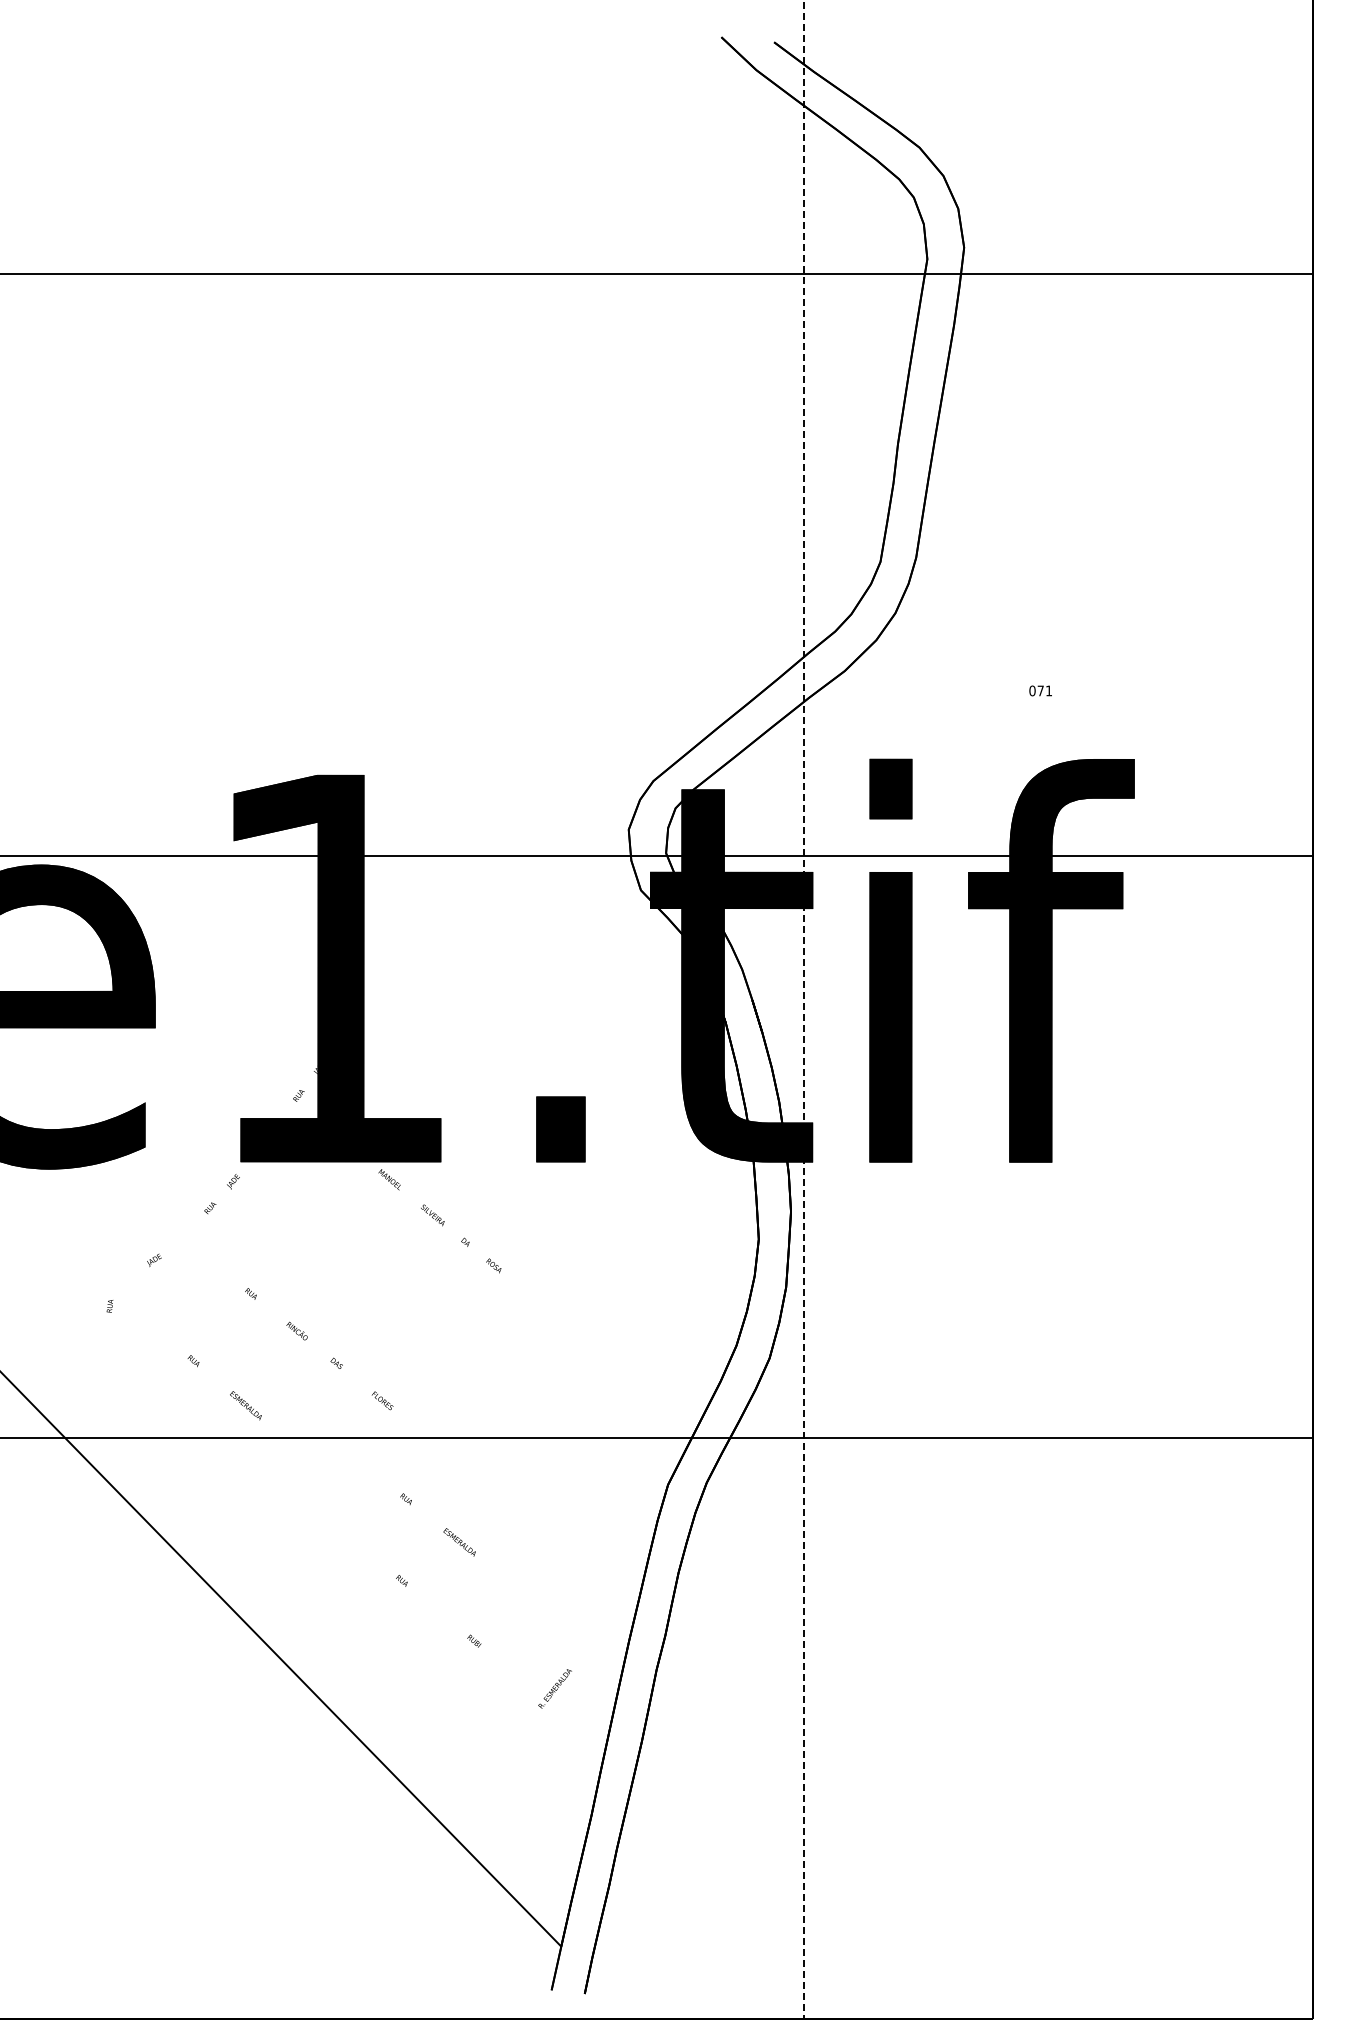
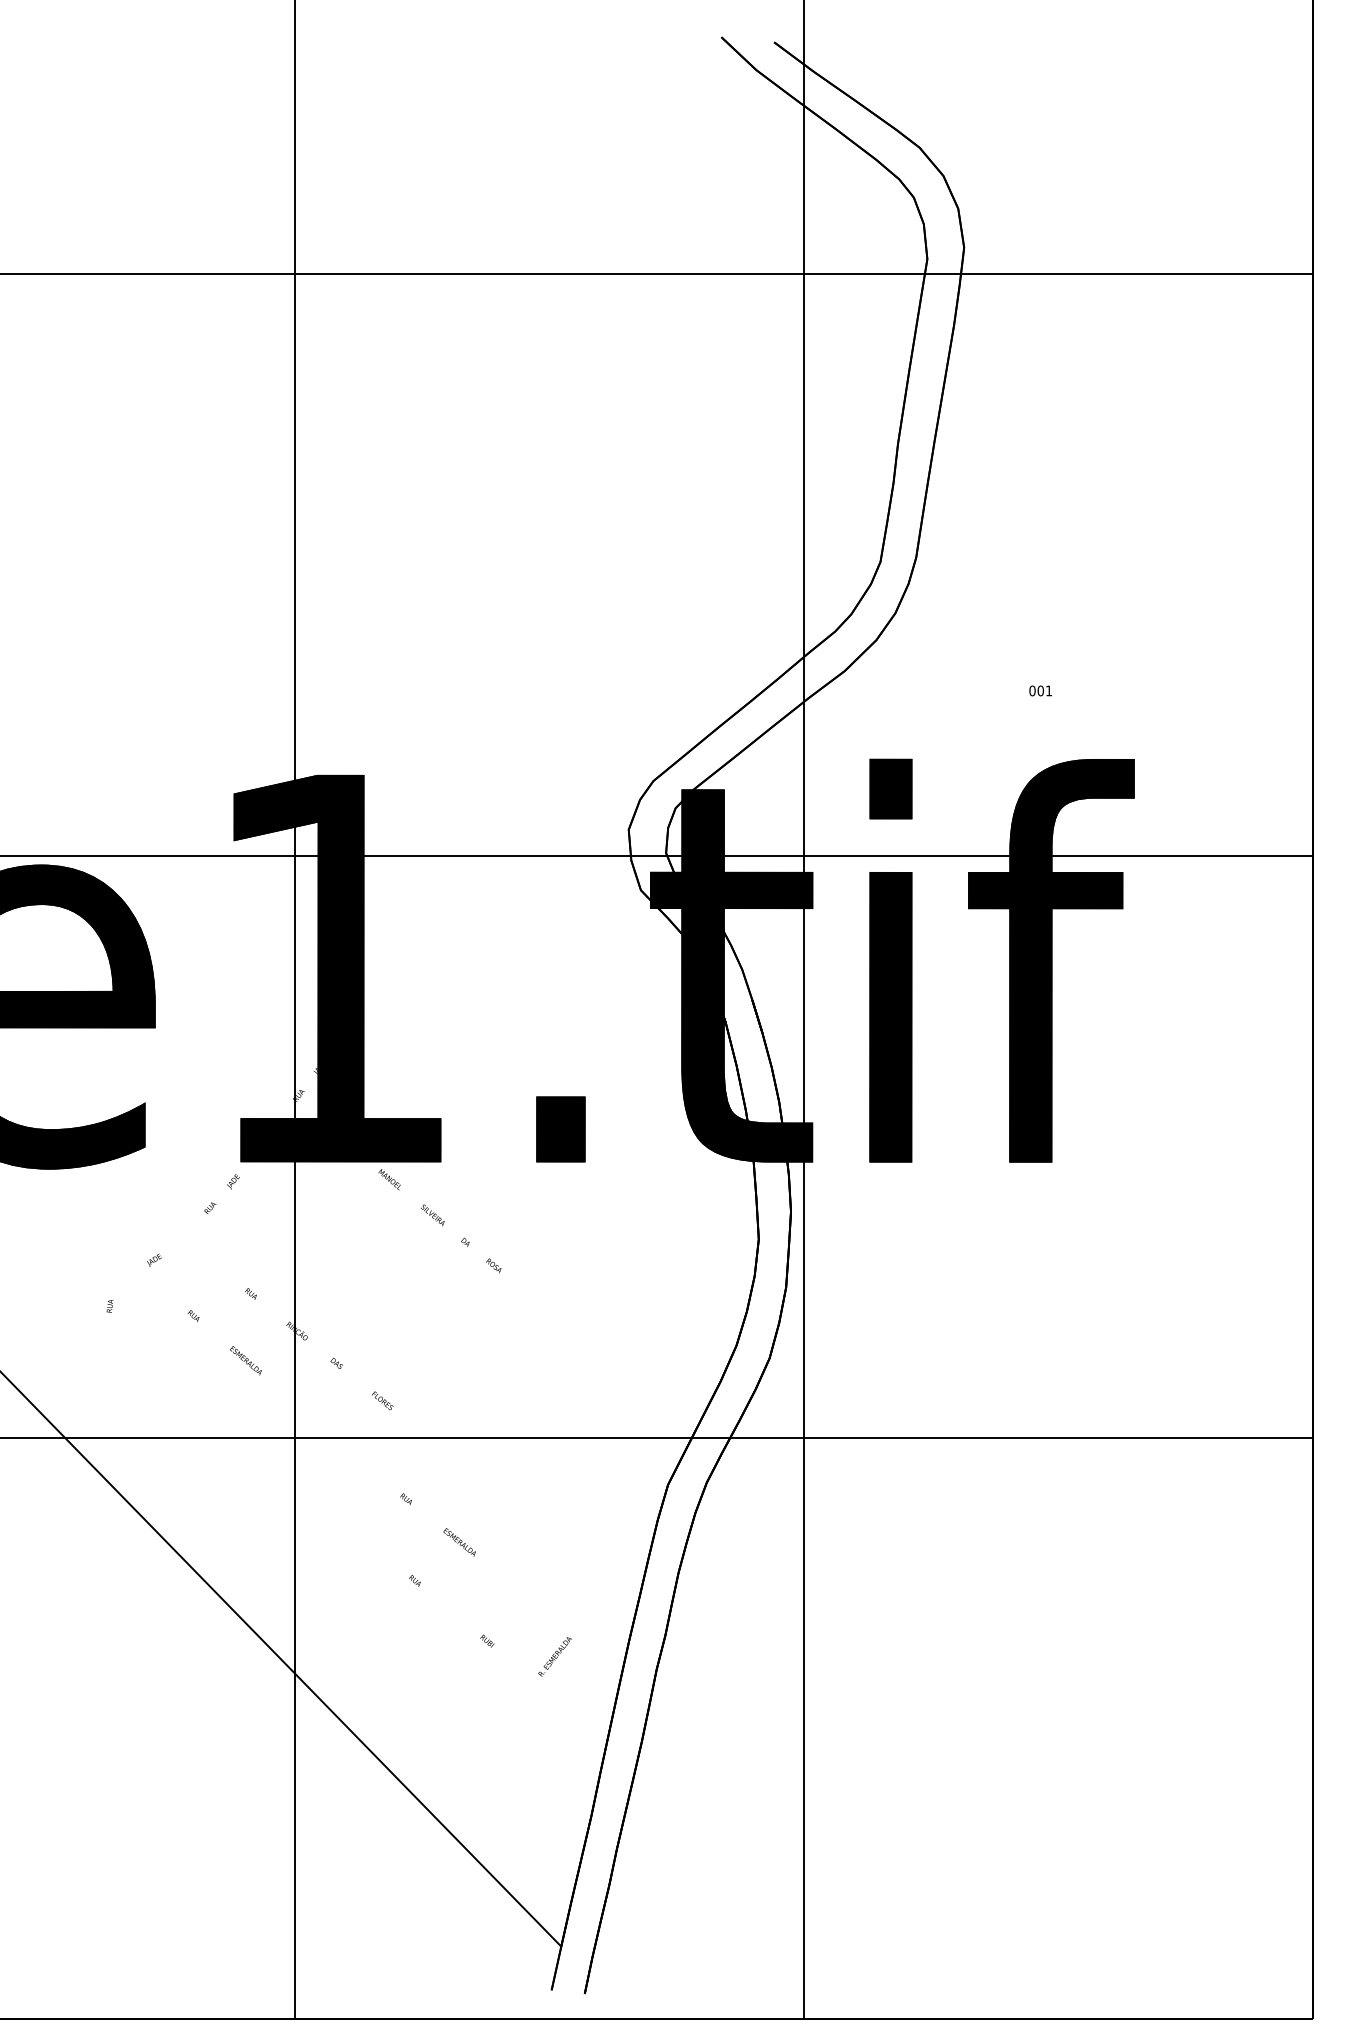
text: 071 -> 001 (1040, 690)
line: none -> present (295, 1010)
line: dashed -> solid (804, 1010)
text position: (224, 1387) -> (224, 1342) (224, 1342)
text position: (438, 1611) -> (451, 1611) (451, 1611)
text position: (554, 1688) -> (554, 1656) (554, 1656)
